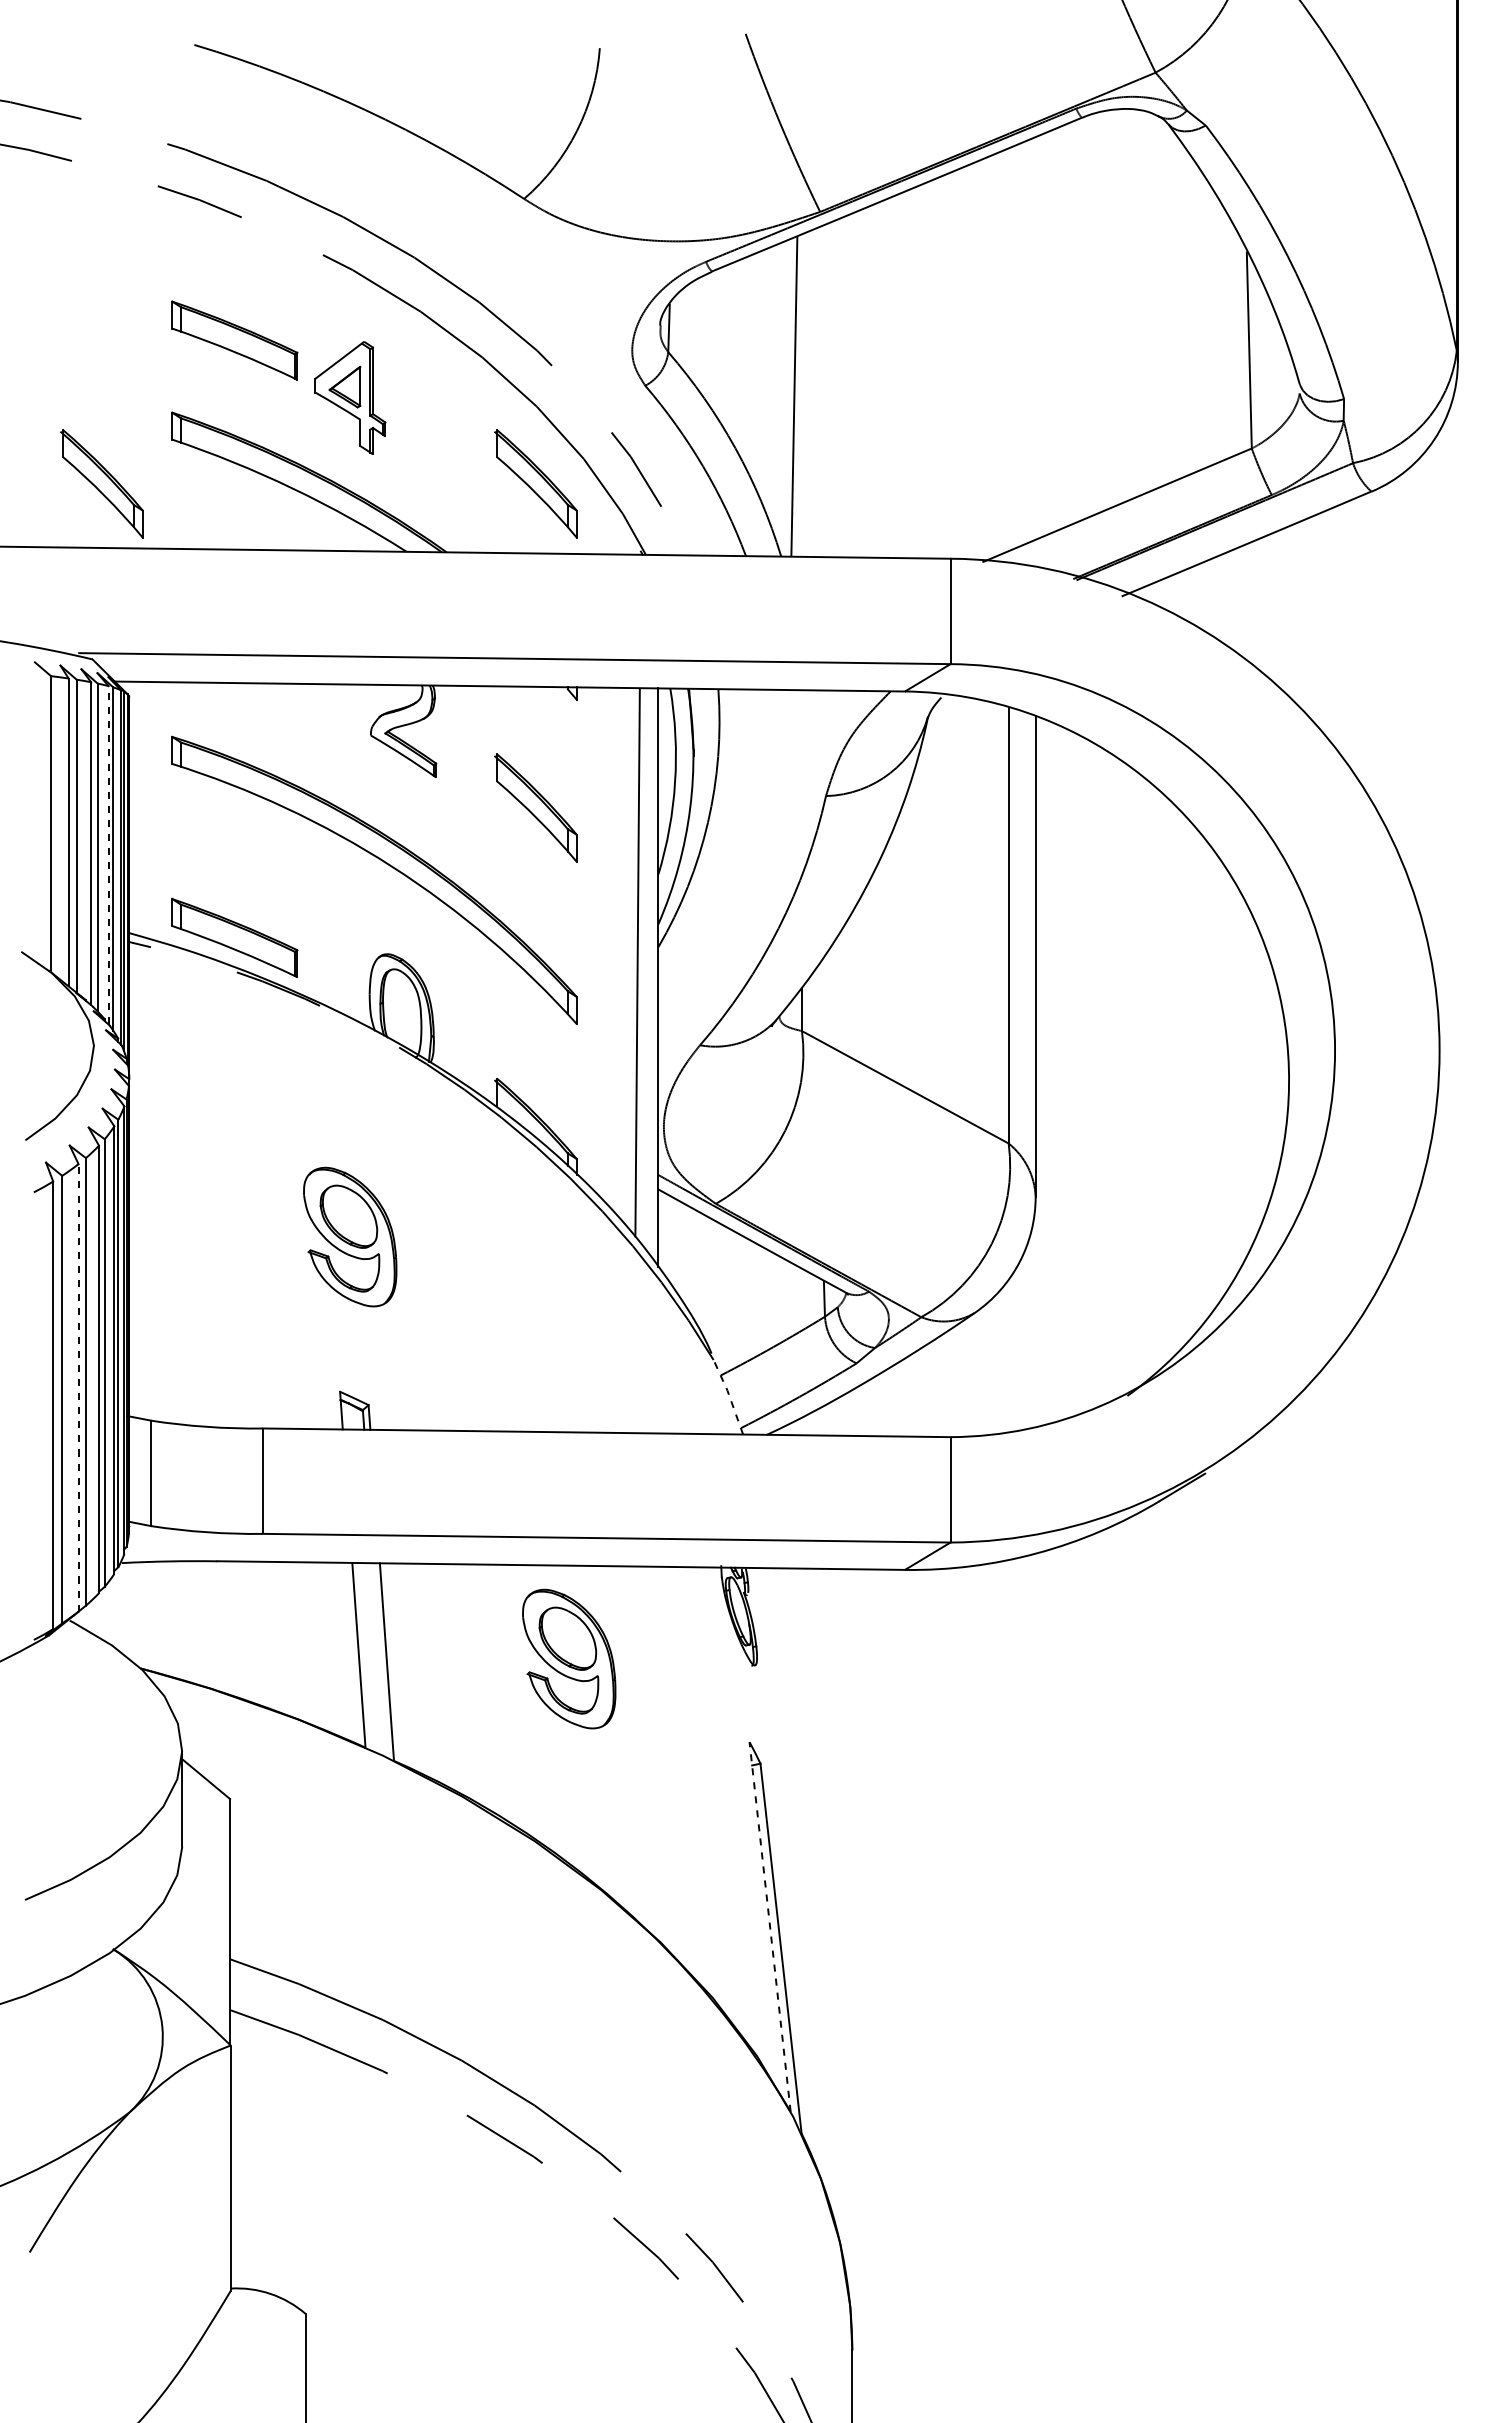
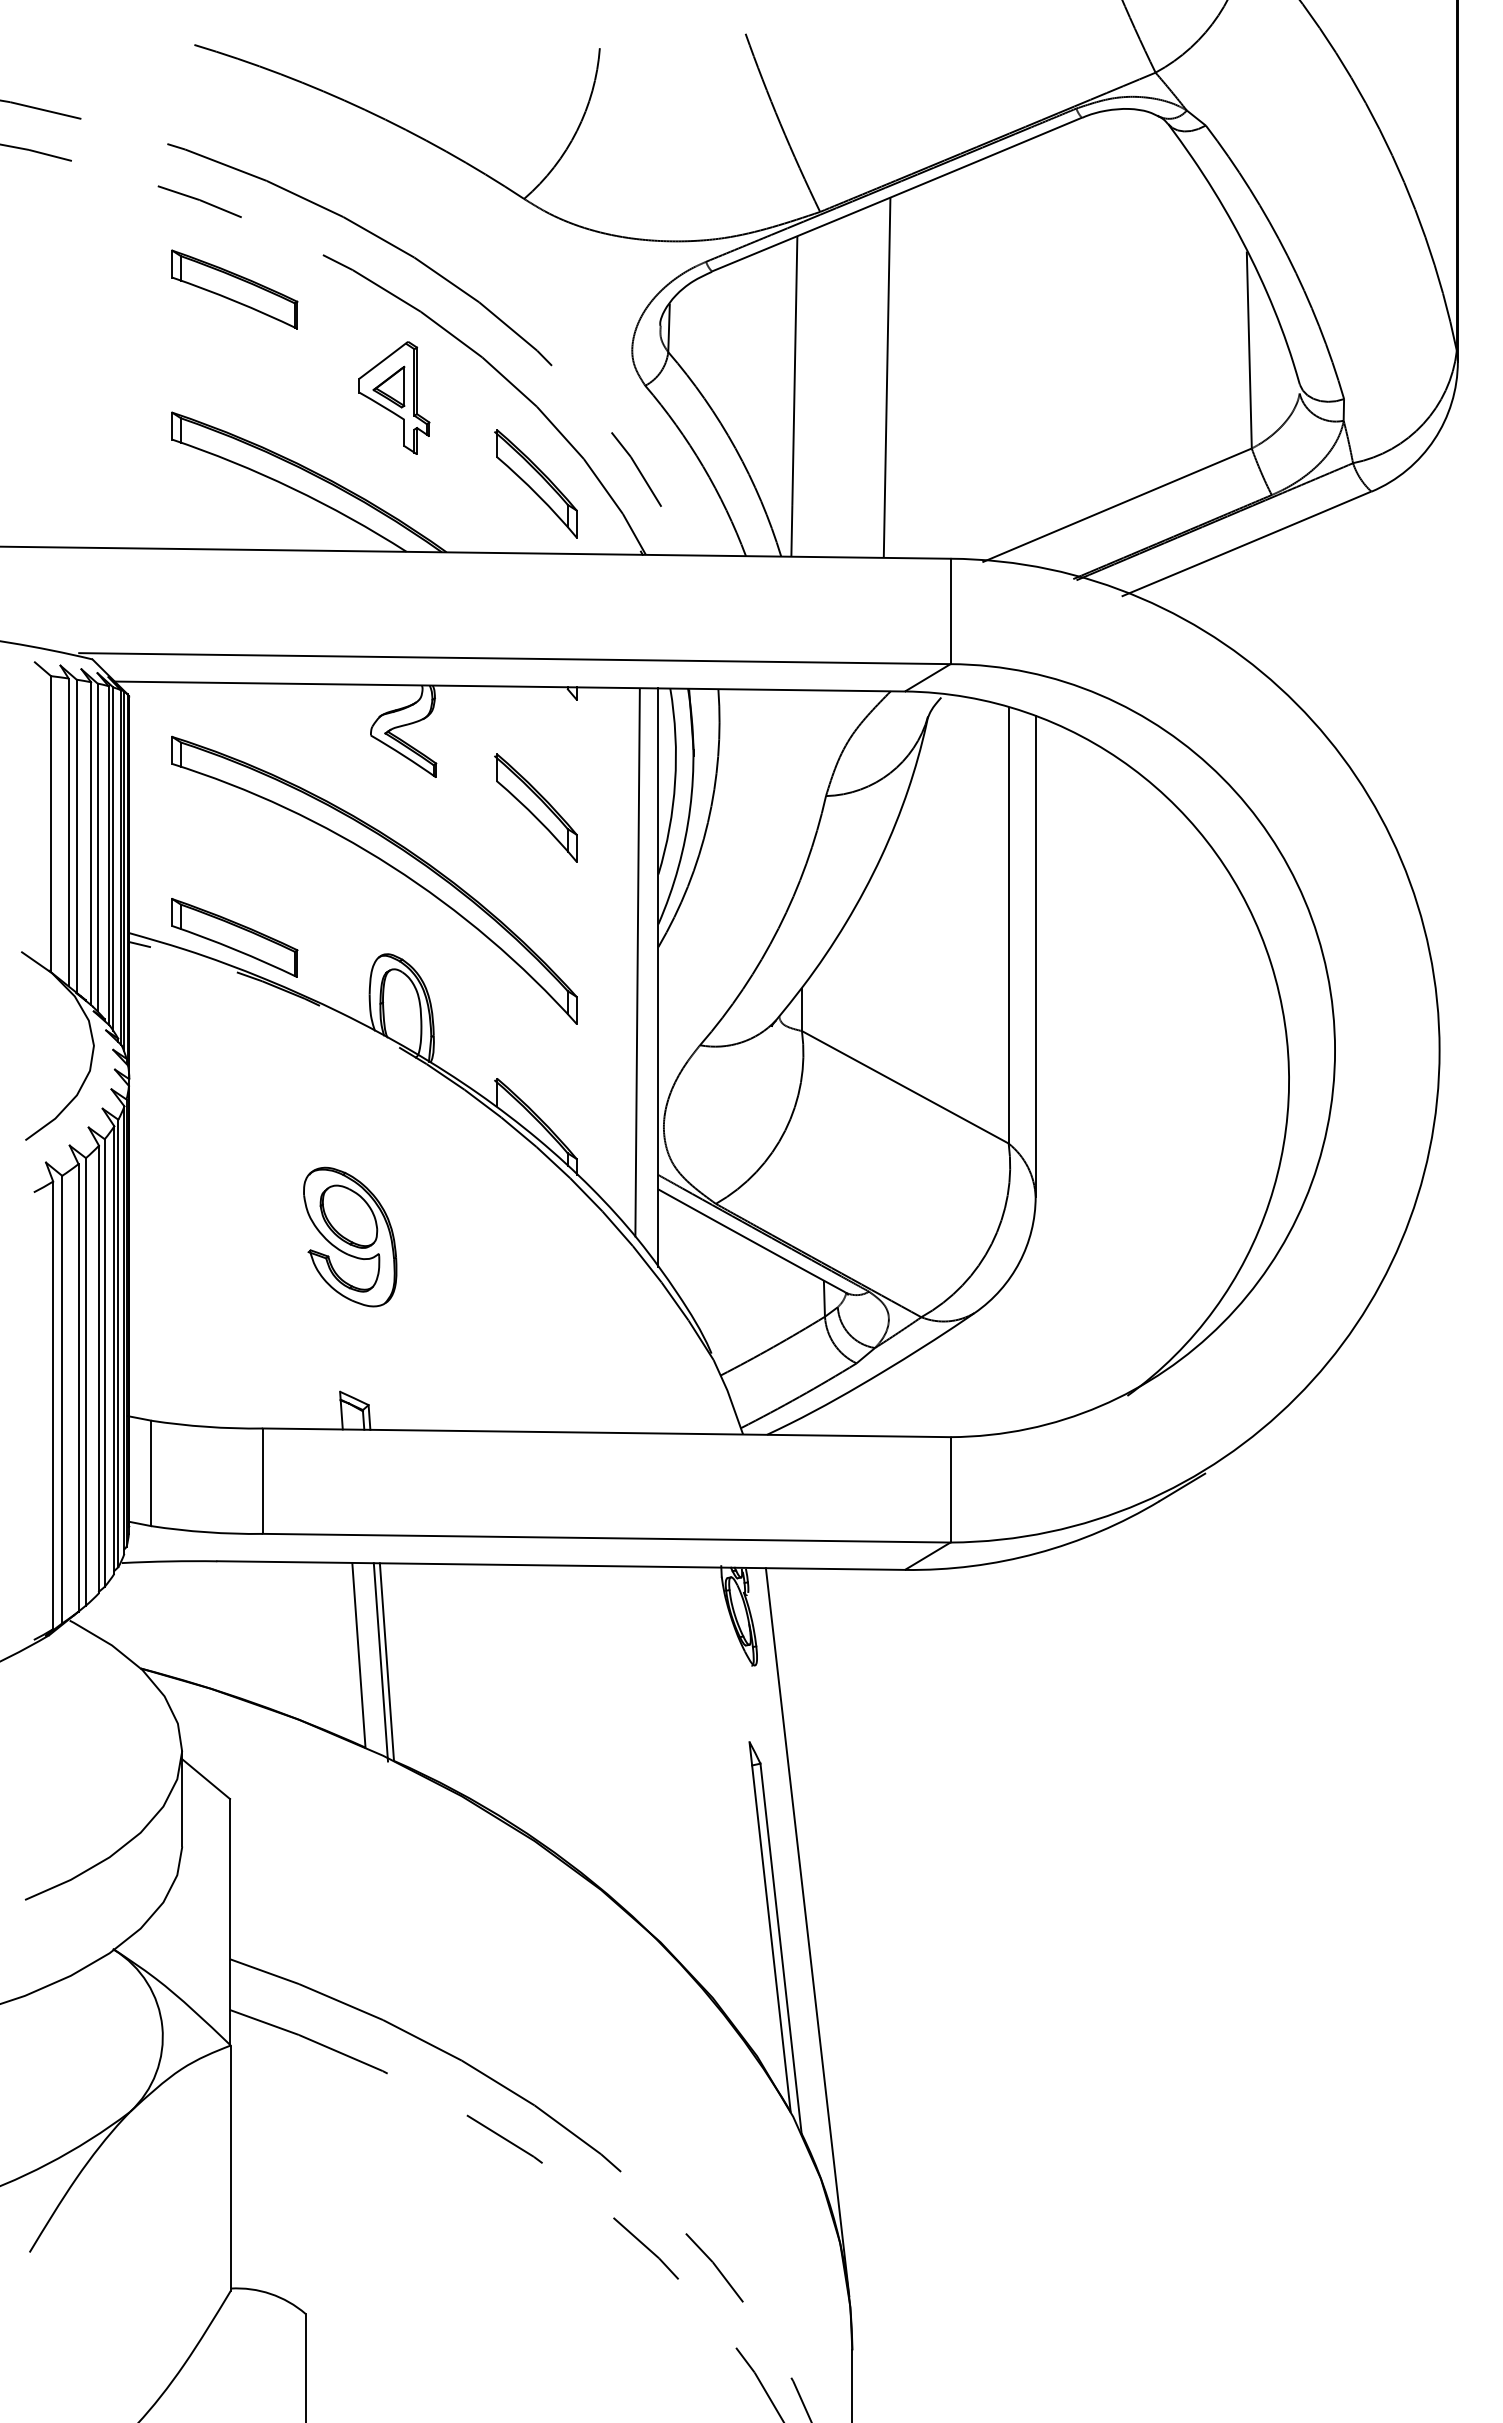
part position: (234, 340) -> (234, 289) (234, 289)
line: none -> present (886, 377)
part position: (350, 397) -> (394, 397) (394, 397)
part: present -> none (101, 483)
line: dashed -> solid (108, 854)
line: dashed -> solid (78, 1387)
line: dashed -> solid (729, 1396)
part: present -> none (569, 1658)
line: none -> present (380, 1662)
line: dashed -> solid (770, 1927)
line: none -> present (807, 1932)
